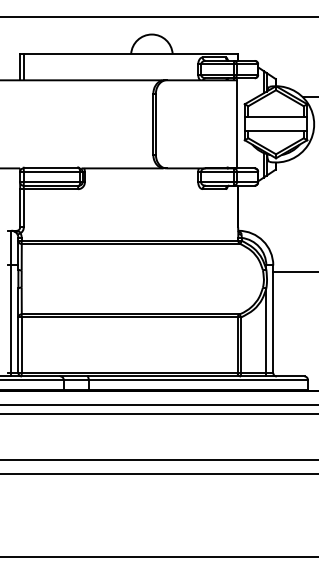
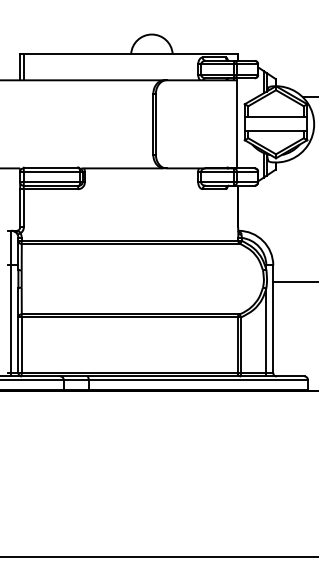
line: present -> none (158, 17)
line position: (294, 272) -> (294, 282) (294, 282)
line: present -> none (158, 404)
line: present -> none (158, 414)
line: present -> none (158, 459)
line: present -> none (158, 473)
